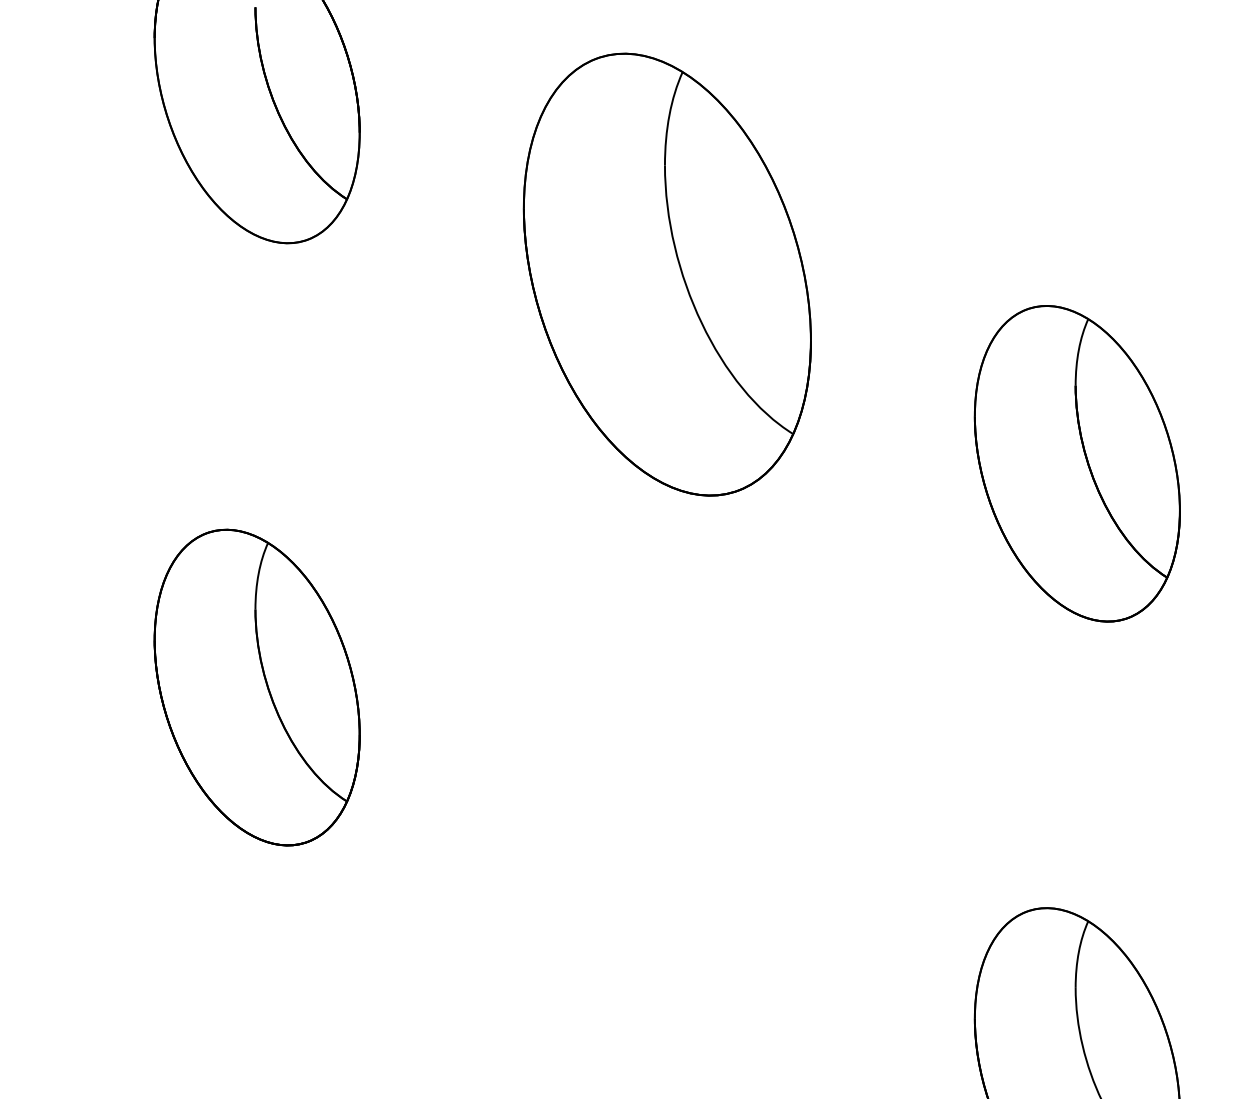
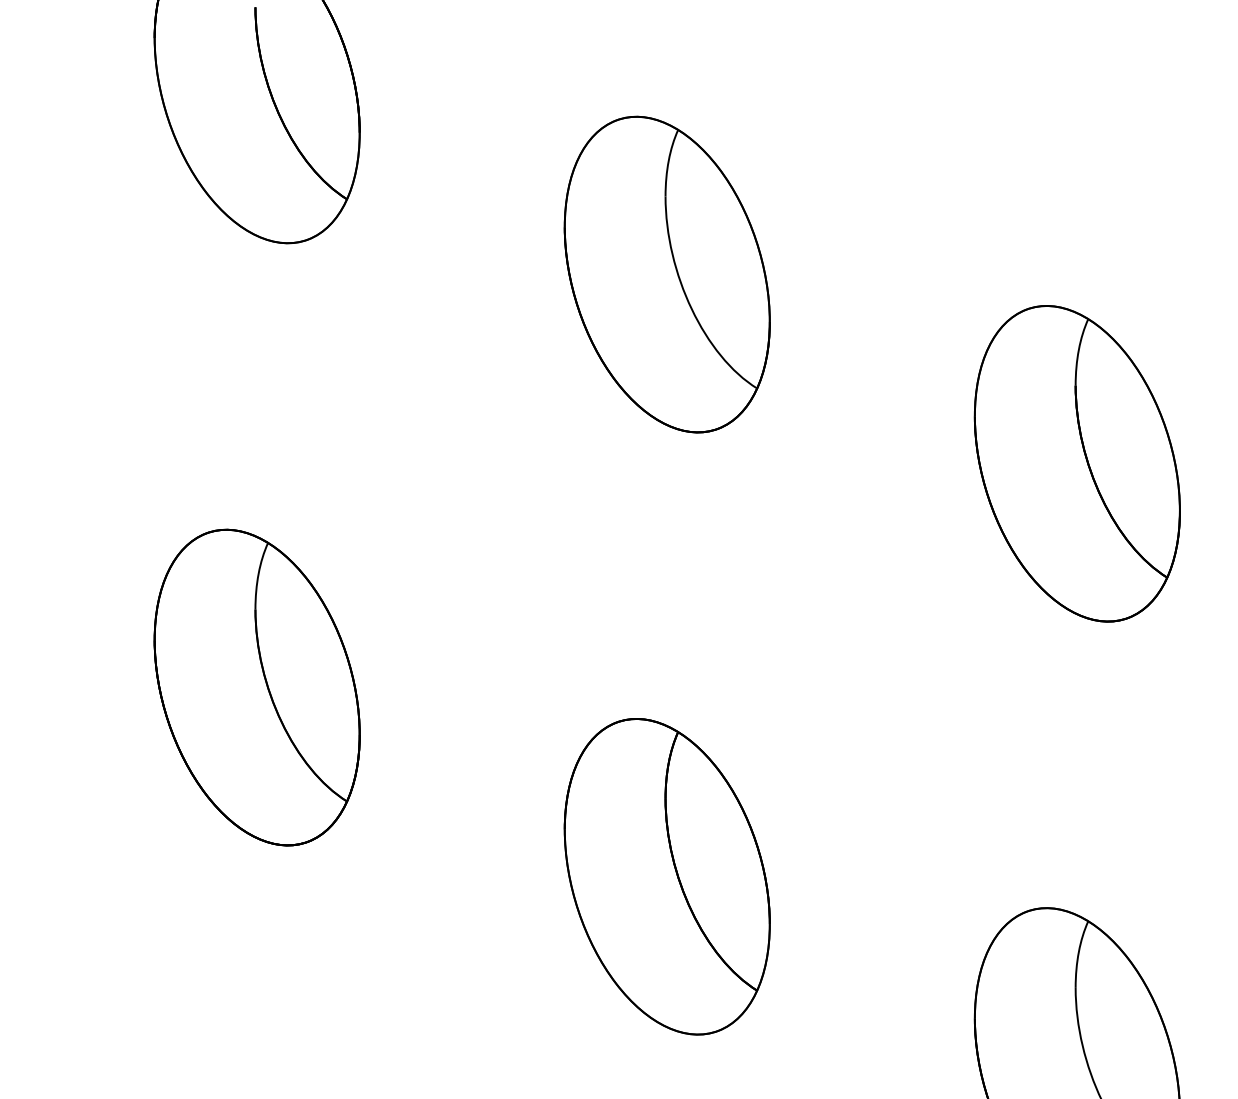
part size: 290x445 px -> 208x319 px (666, 274)
part: none -> present (666, 876)
